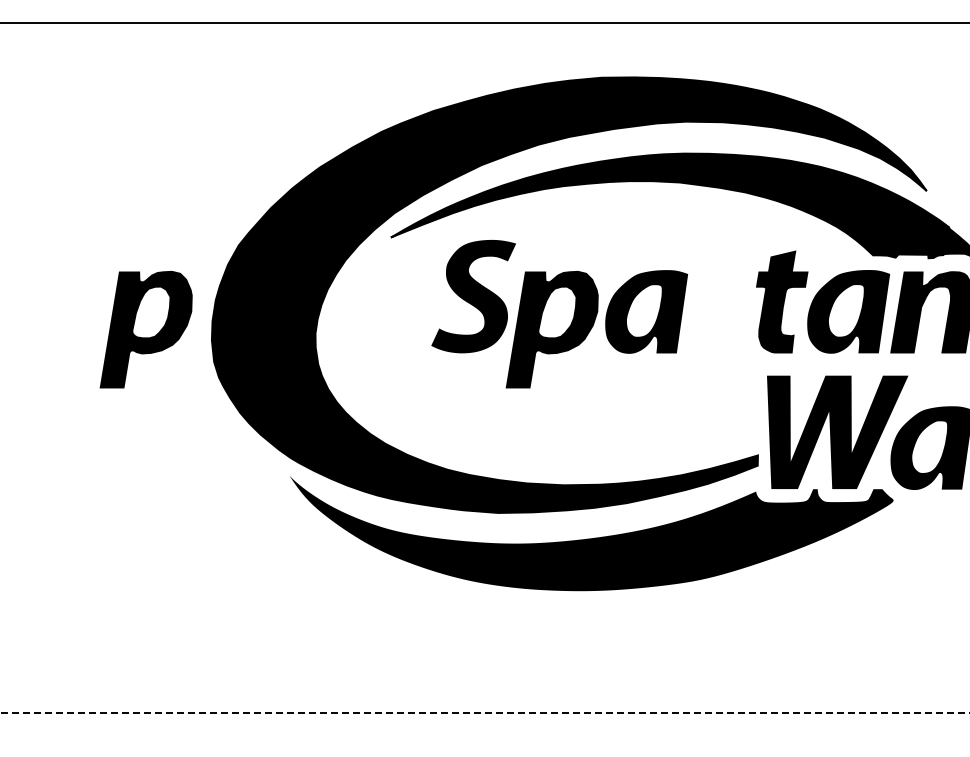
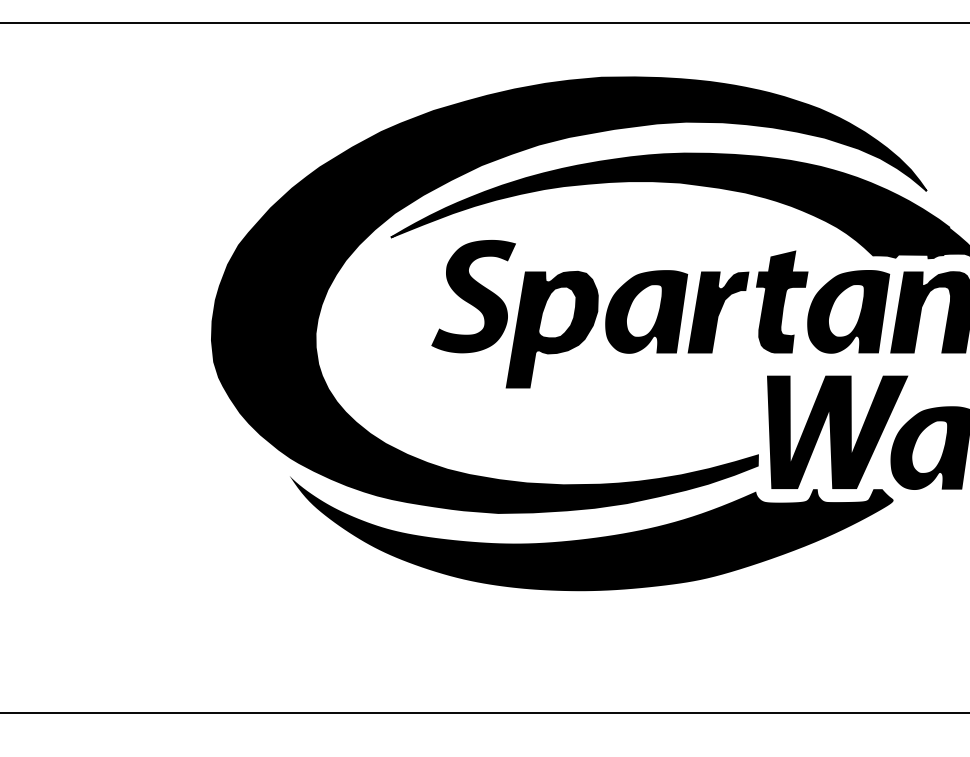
fill: none -> present (718, 312)
part: present -> none (145, 329)
line: dashed -> solid (485, 713)
